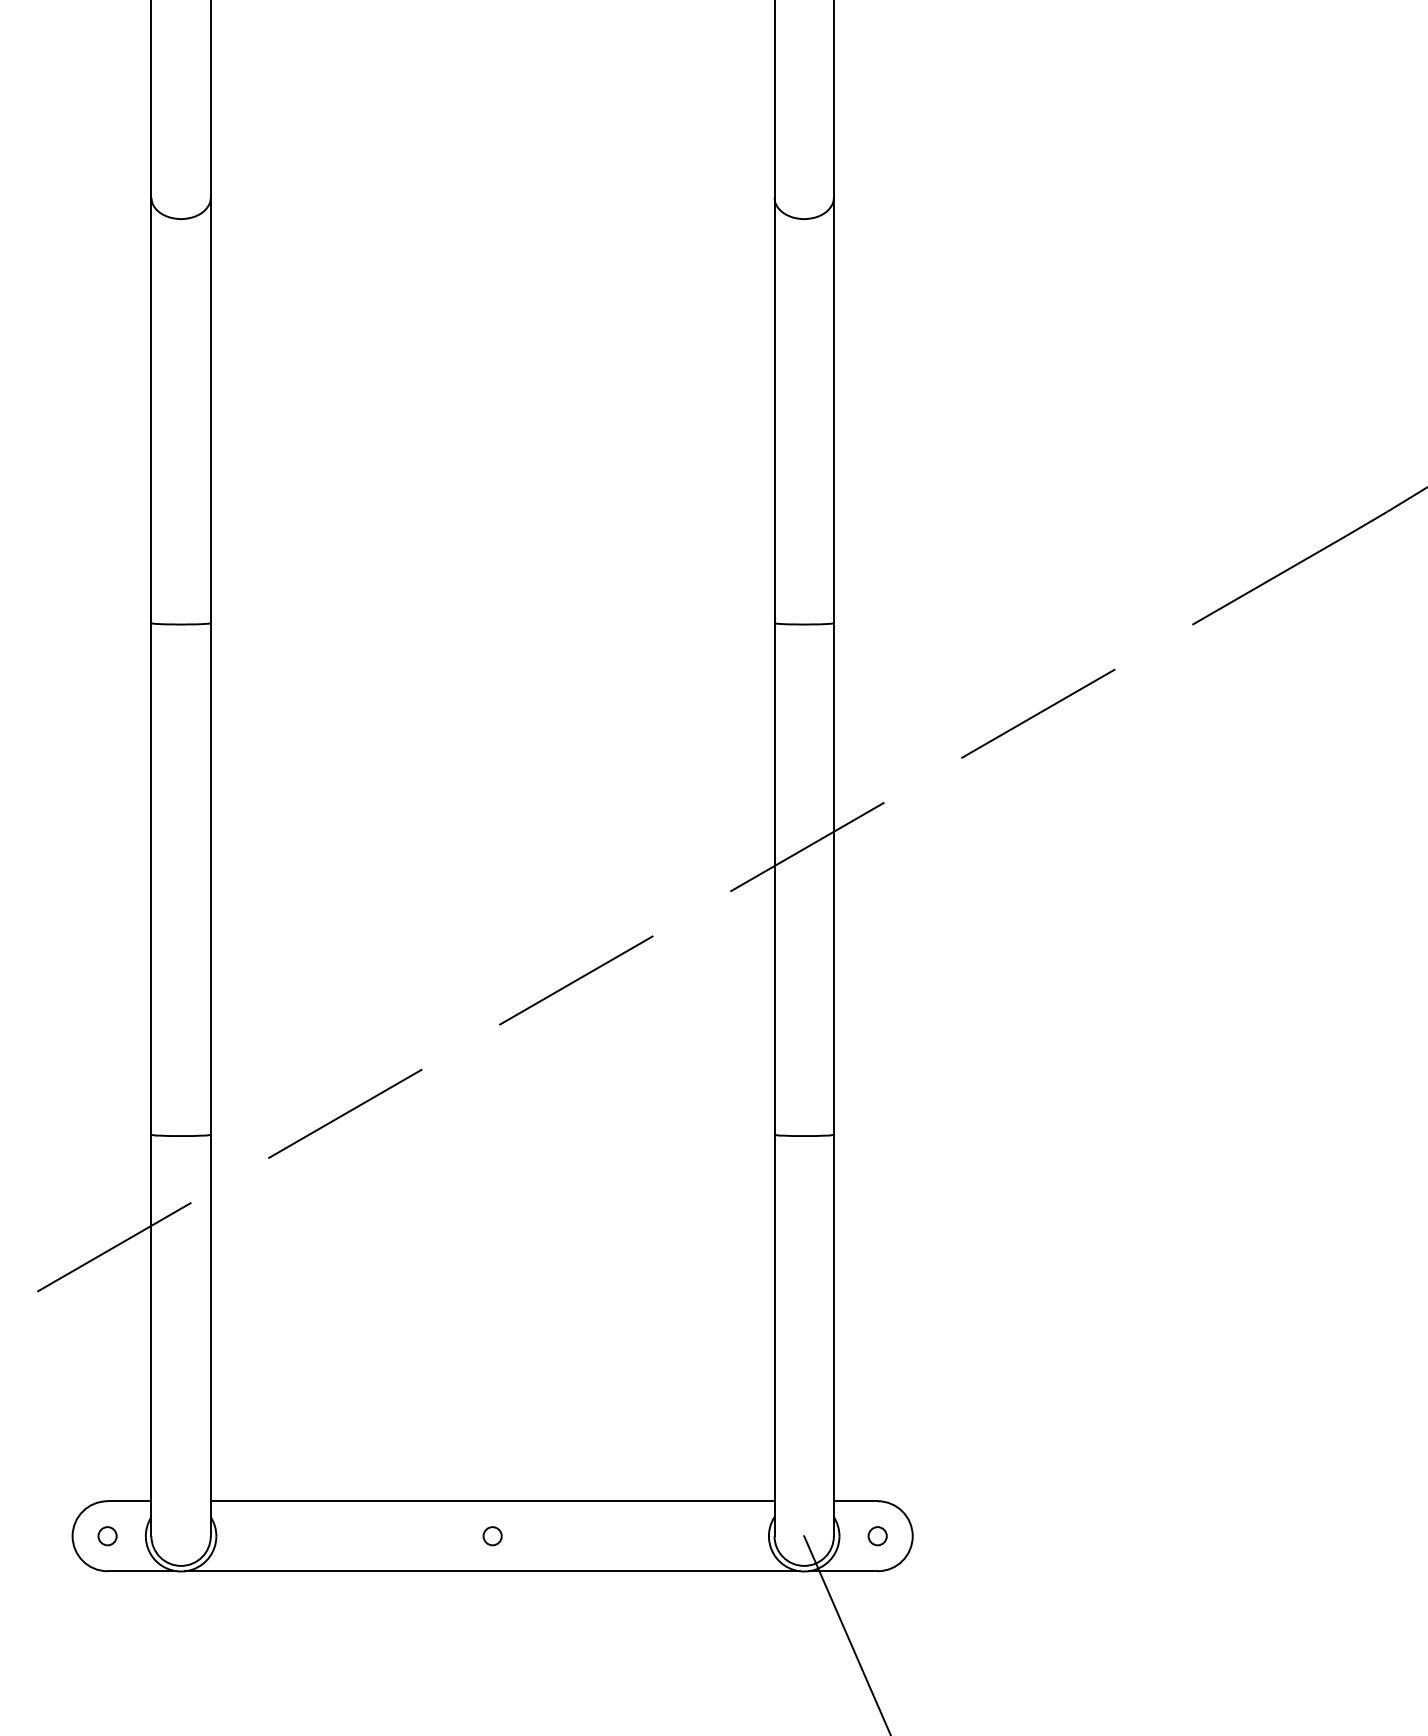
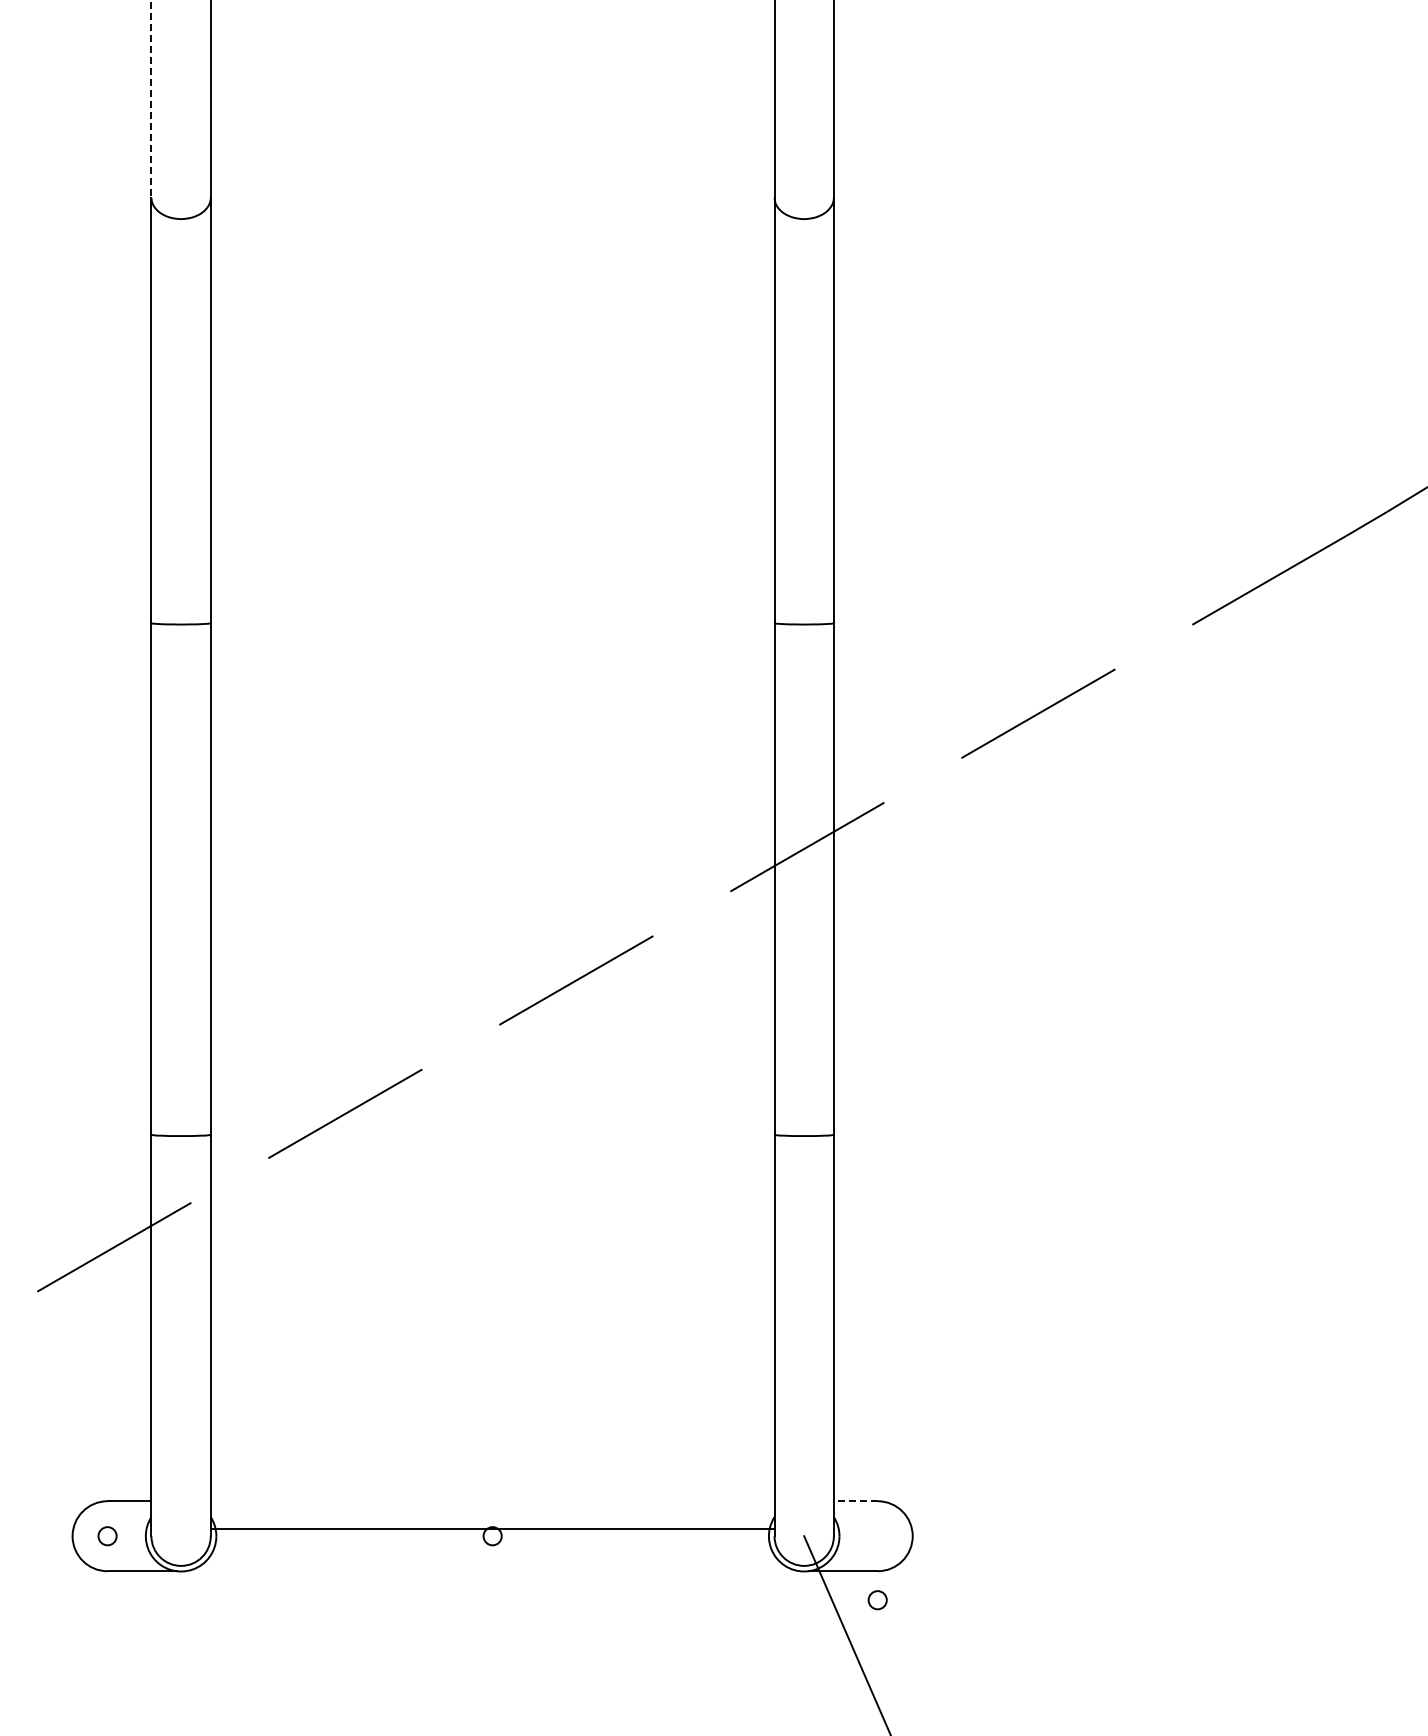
line: solid -> dashed (151, 99)
line position: (492, 1501) -> (492, 1529) (492, 1529)
line: solid -> dashed (855, 1501)
circle position: (877, 1536) -> (877, 1600) (877, 1600)
line: present -> none (492, 1571)
